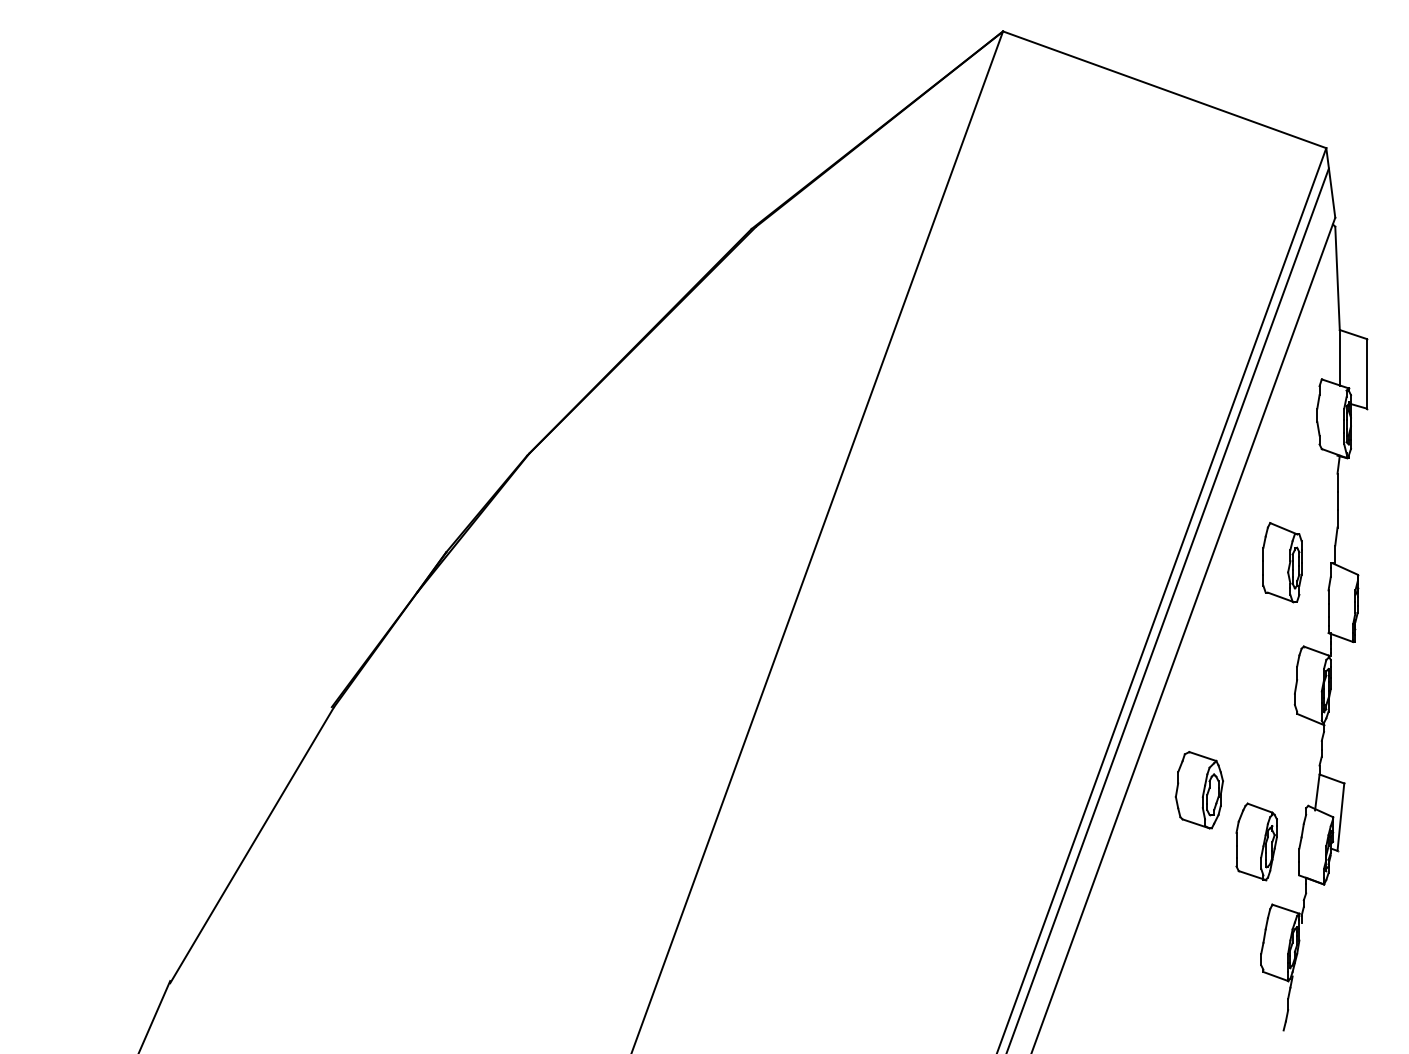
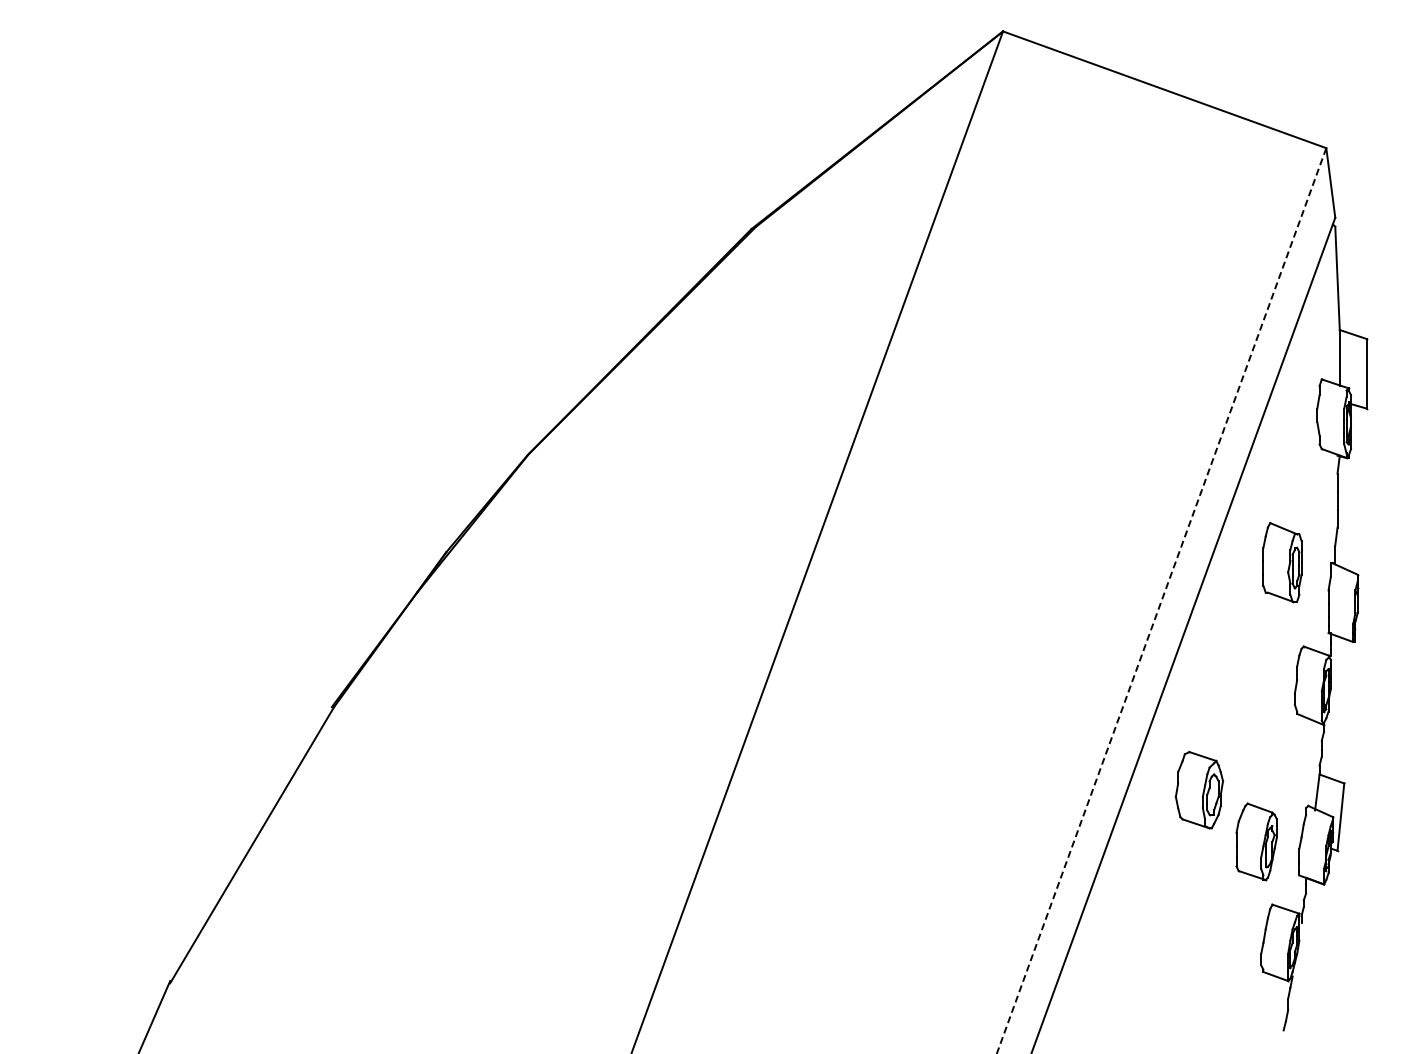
line: solid -> dashed (1161, 601)
line: present -> none (1167, 609)
